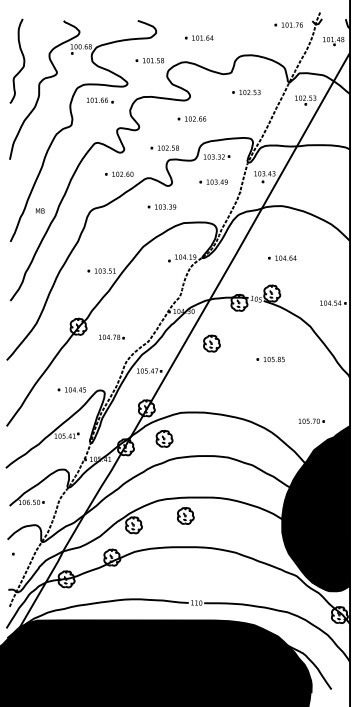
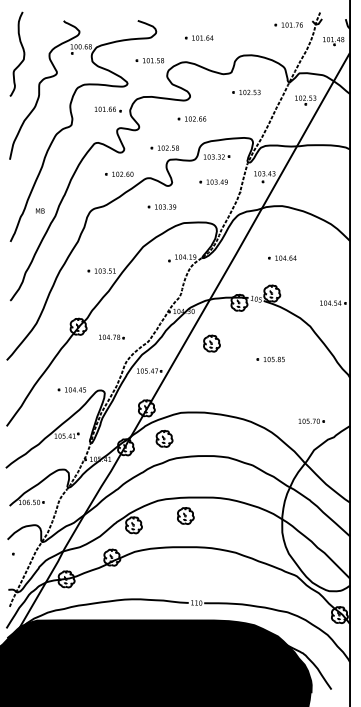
curve position: (22, 57) -> (22, 50) (22, 50)
part position: (99, 100) -> (107, 109) (107, 109)
fill: present -> none (316, 508)
